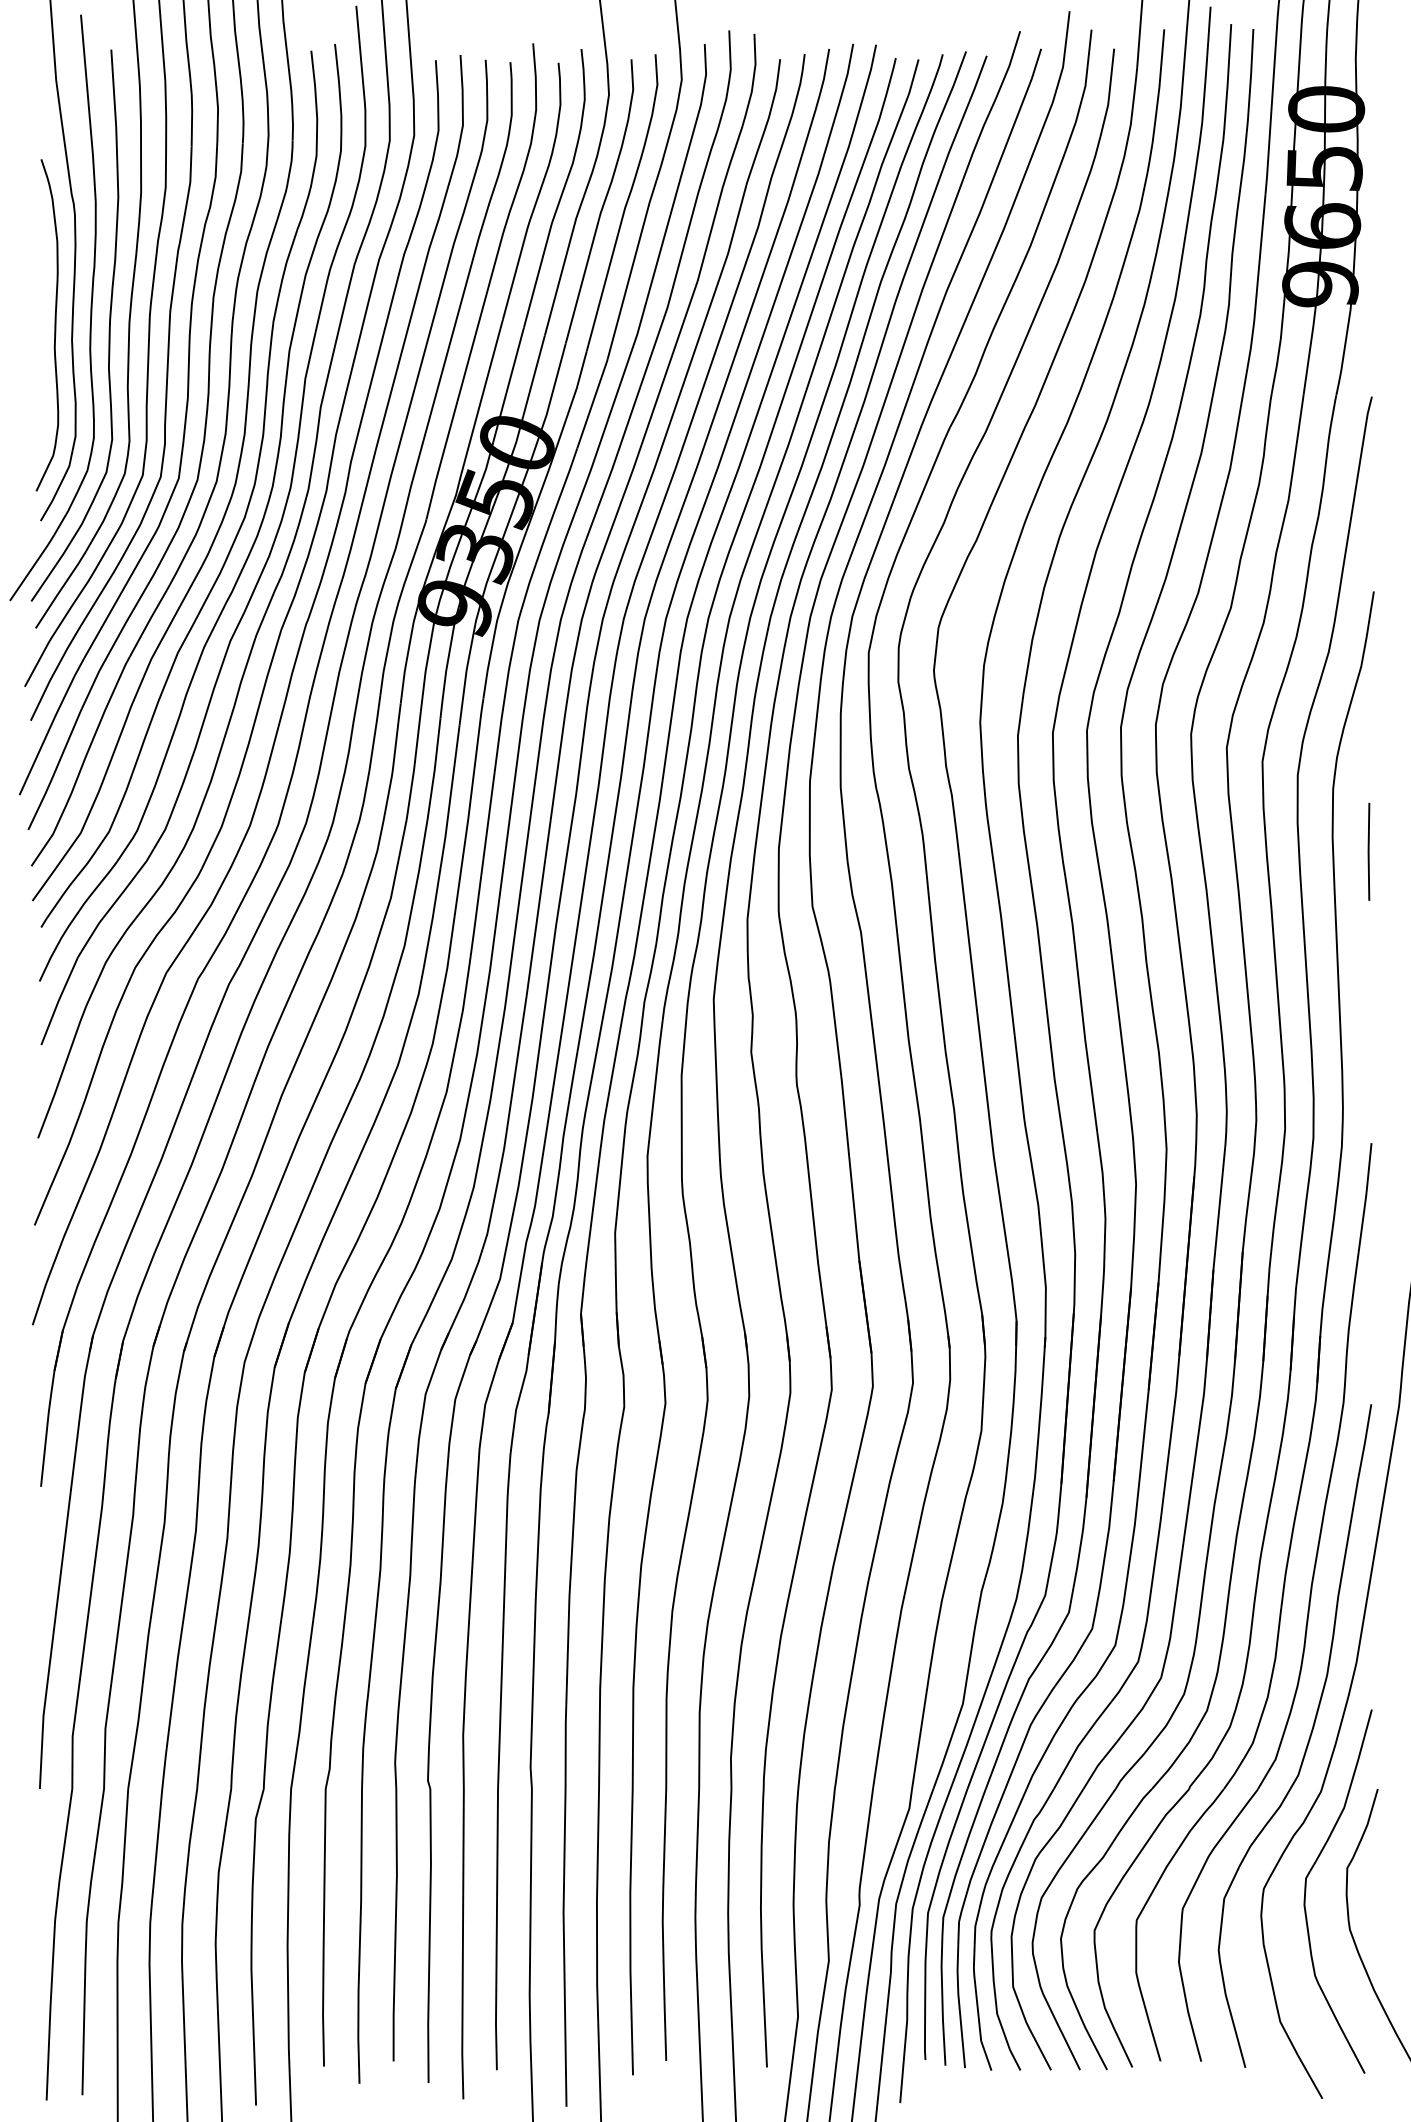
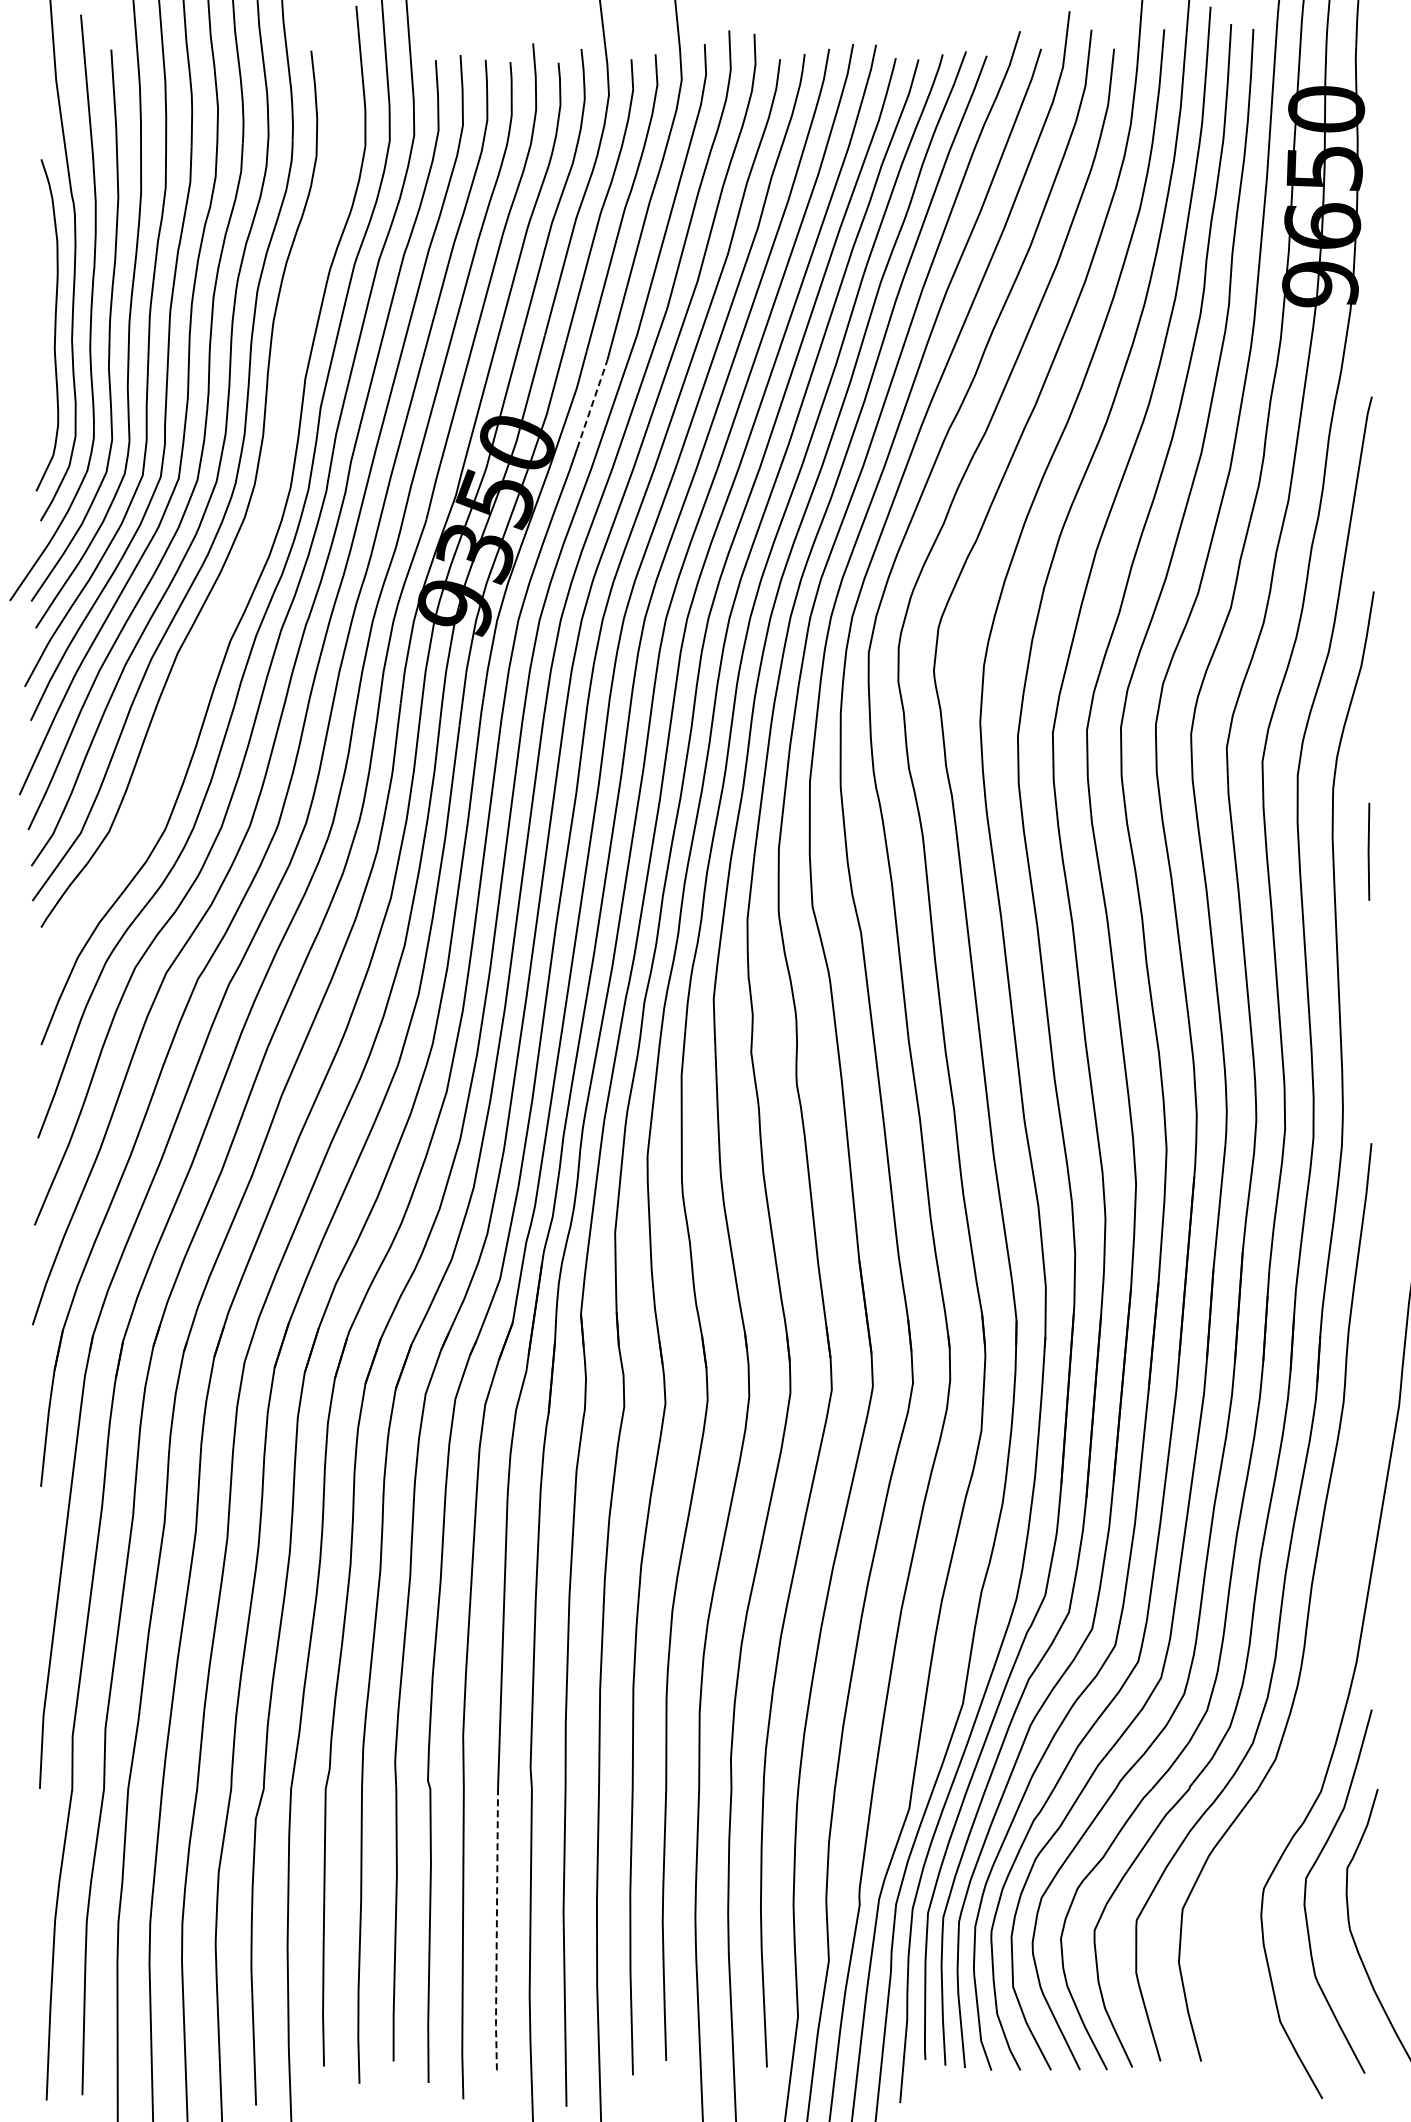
line: solid -> dashed (592, 402)
curve: present -> none (253, 541)
part: present -> none (1308, 1738)
line: solid -> dashed (496, 1929)
